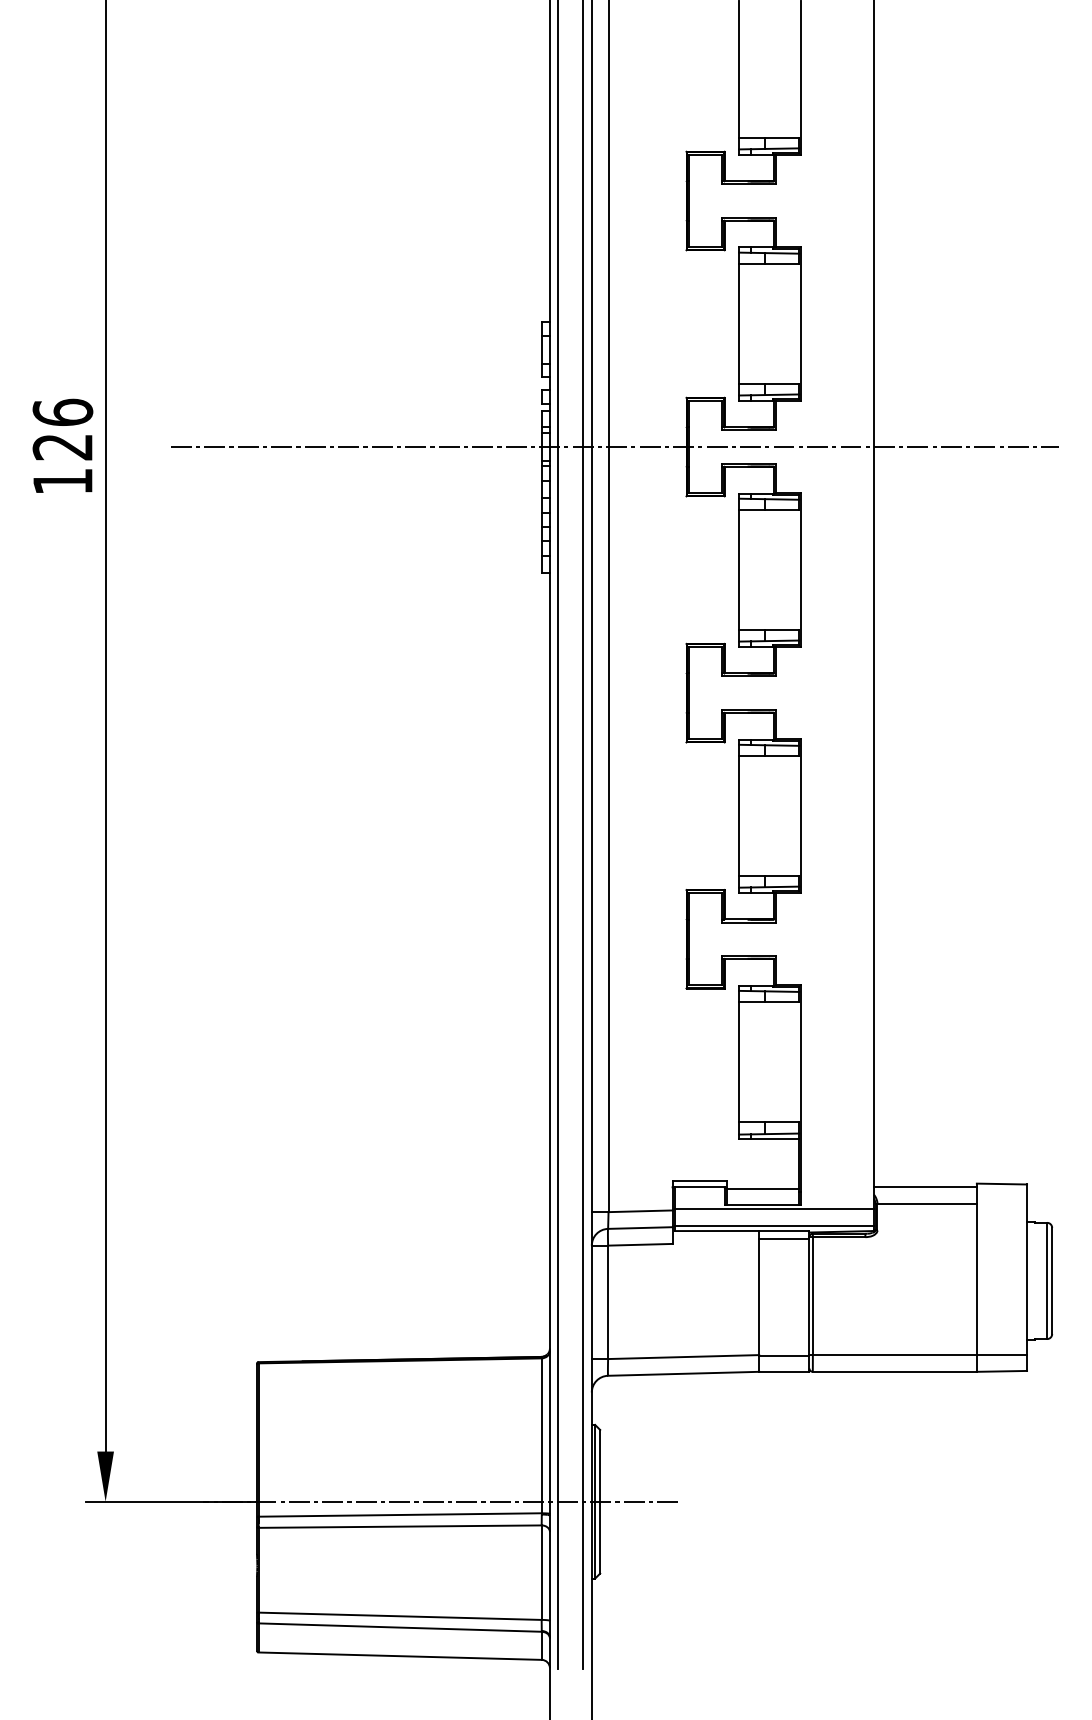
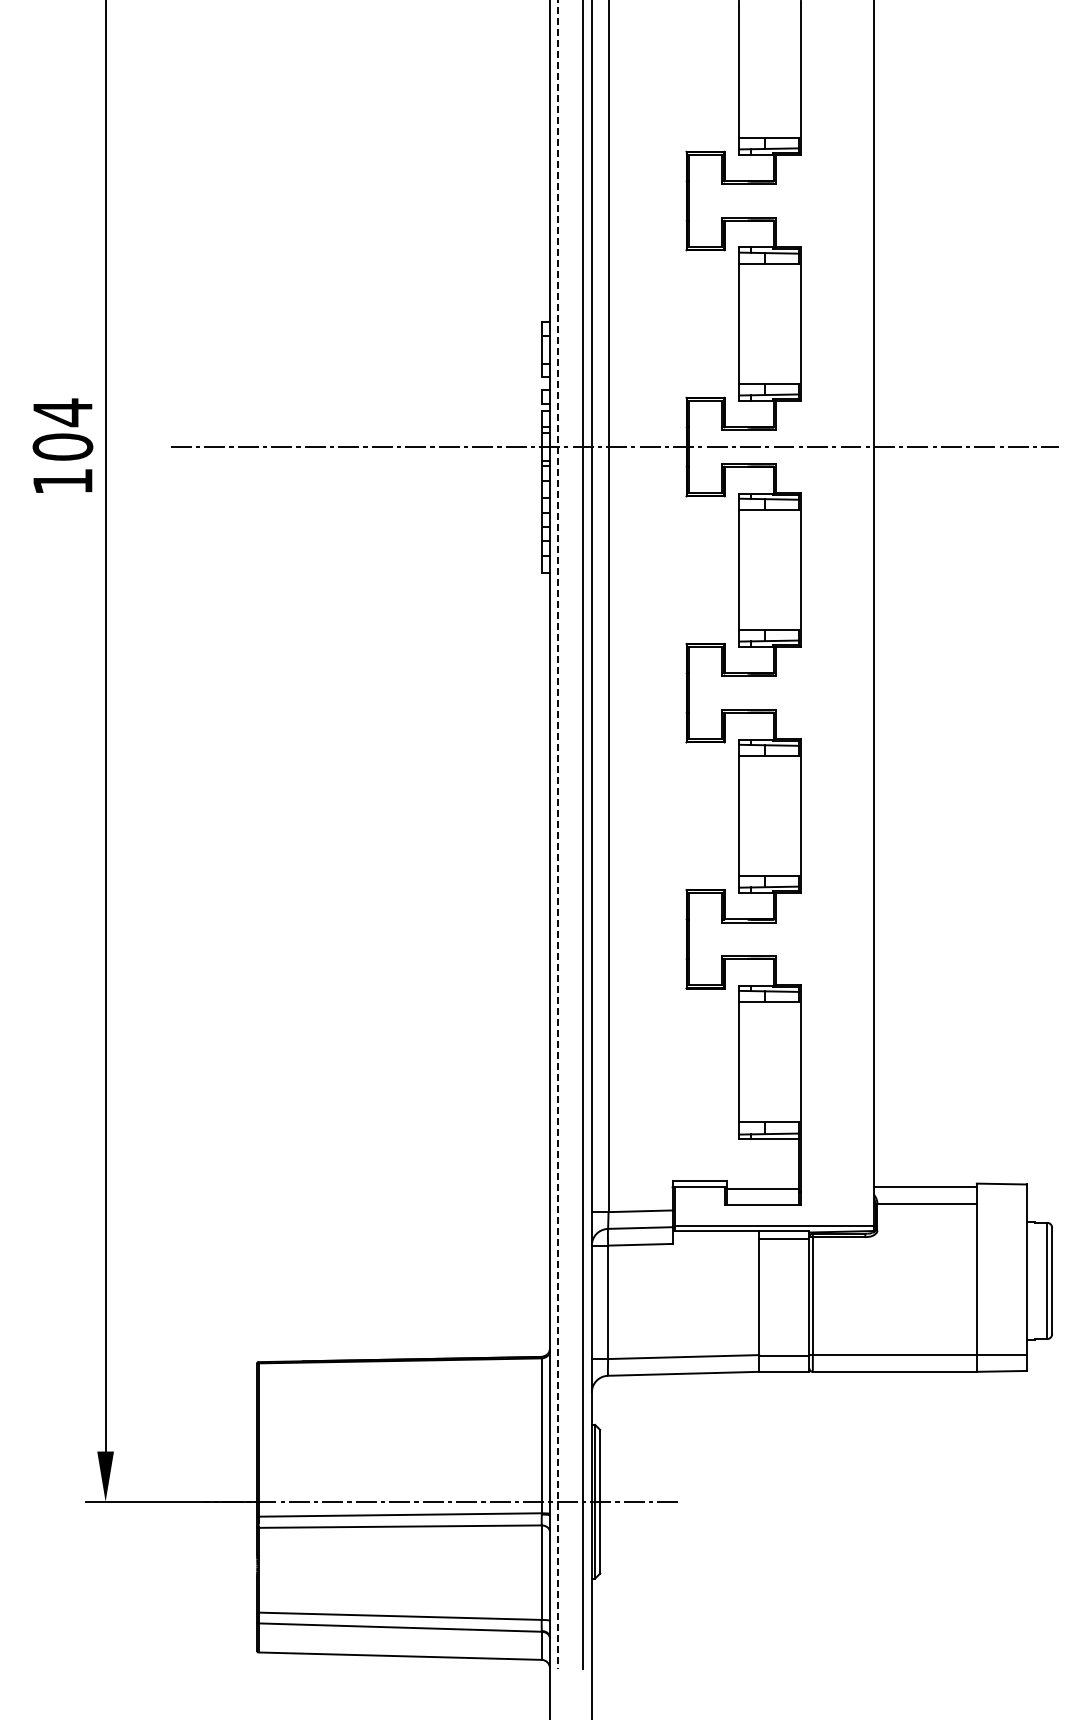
text: 126 -> 104 (62, 429)
line: solid -> dashed (558, 834)
line: present -> none (773, 1208)
